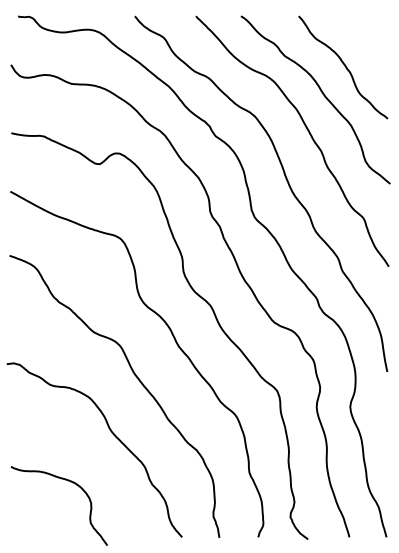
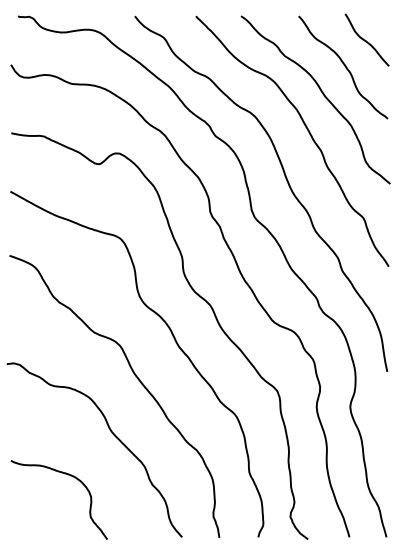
curve: none -> present (365, 39)
curve position: (64, 480) -> (64, 474) (64, 474)
